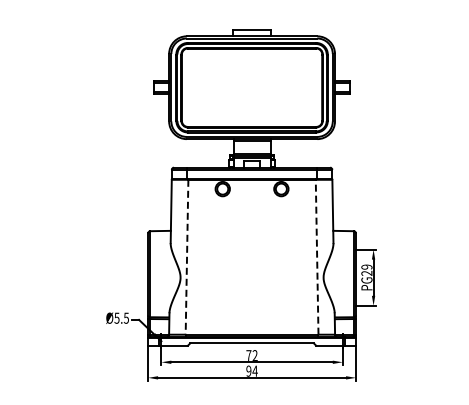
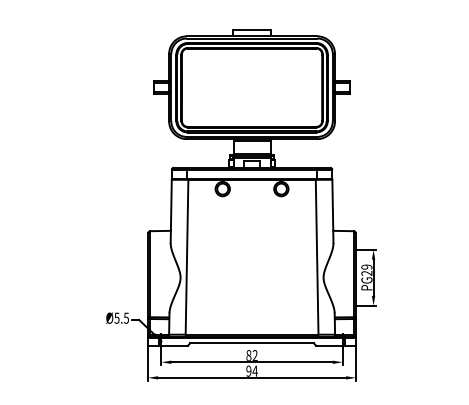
line: dashed -> solid (317, 256)
line: dashed -> solid (187, 257)
text: 72 -> 82 (248, 355)
